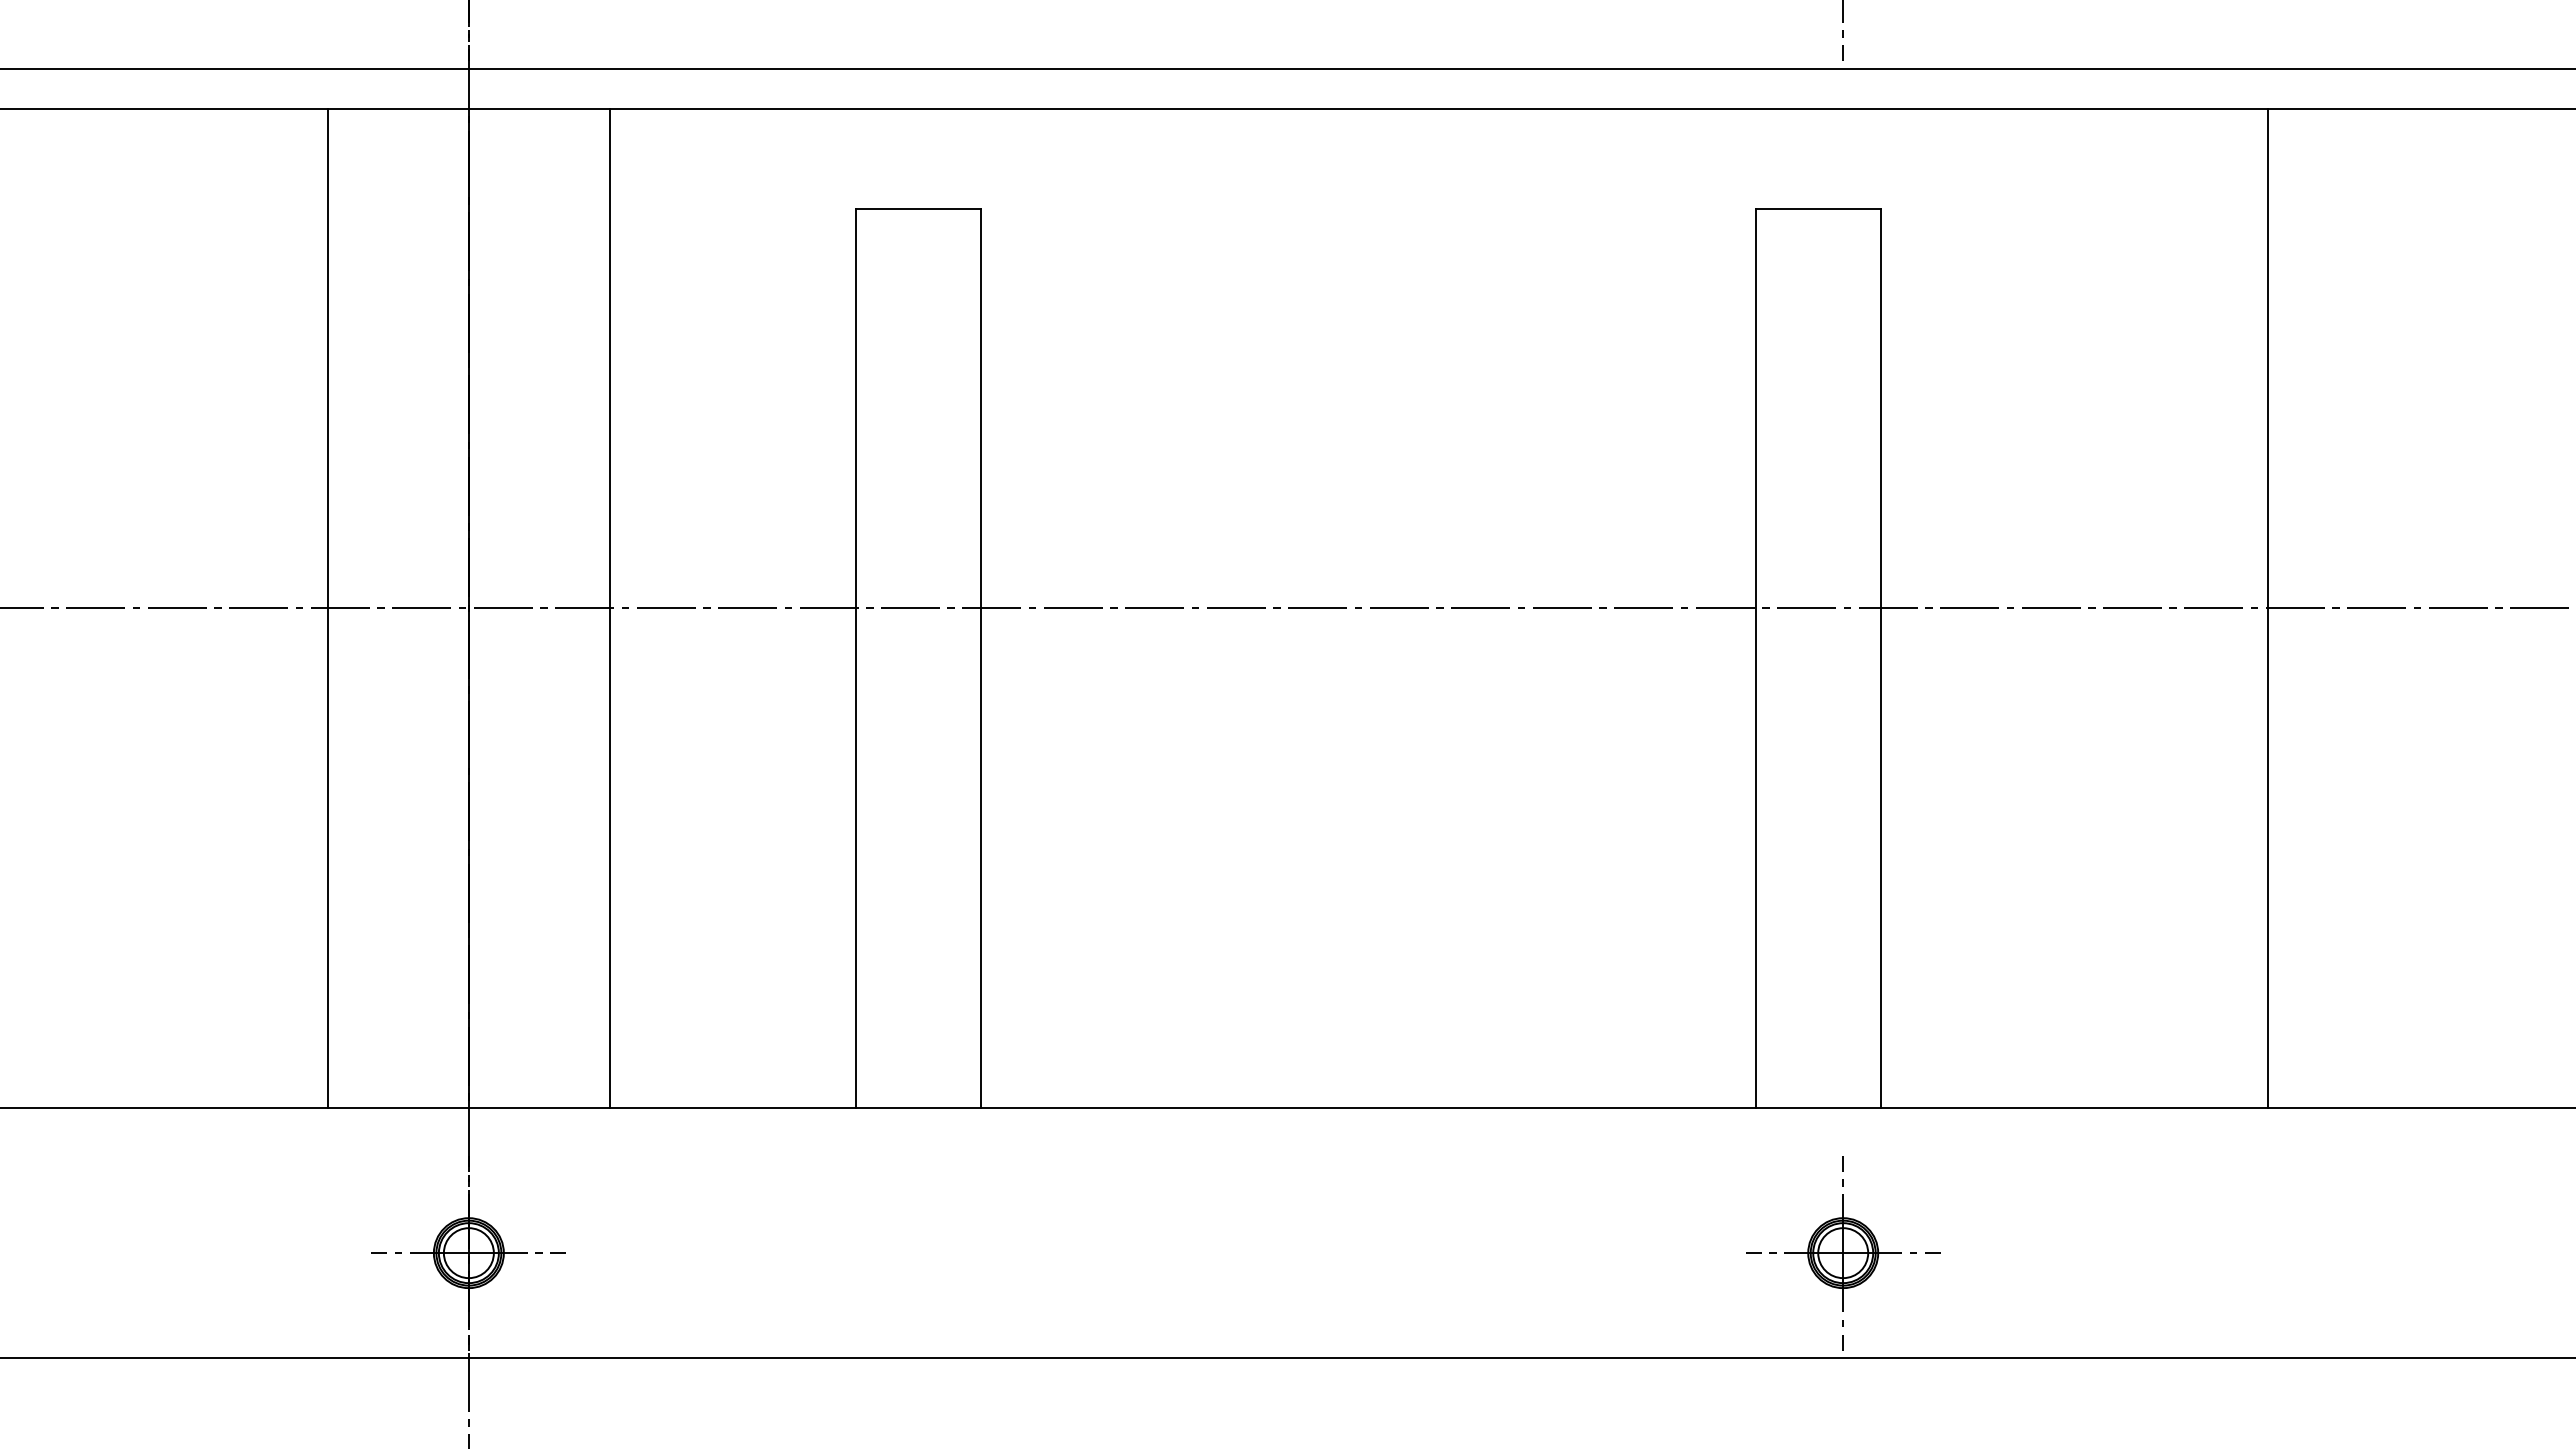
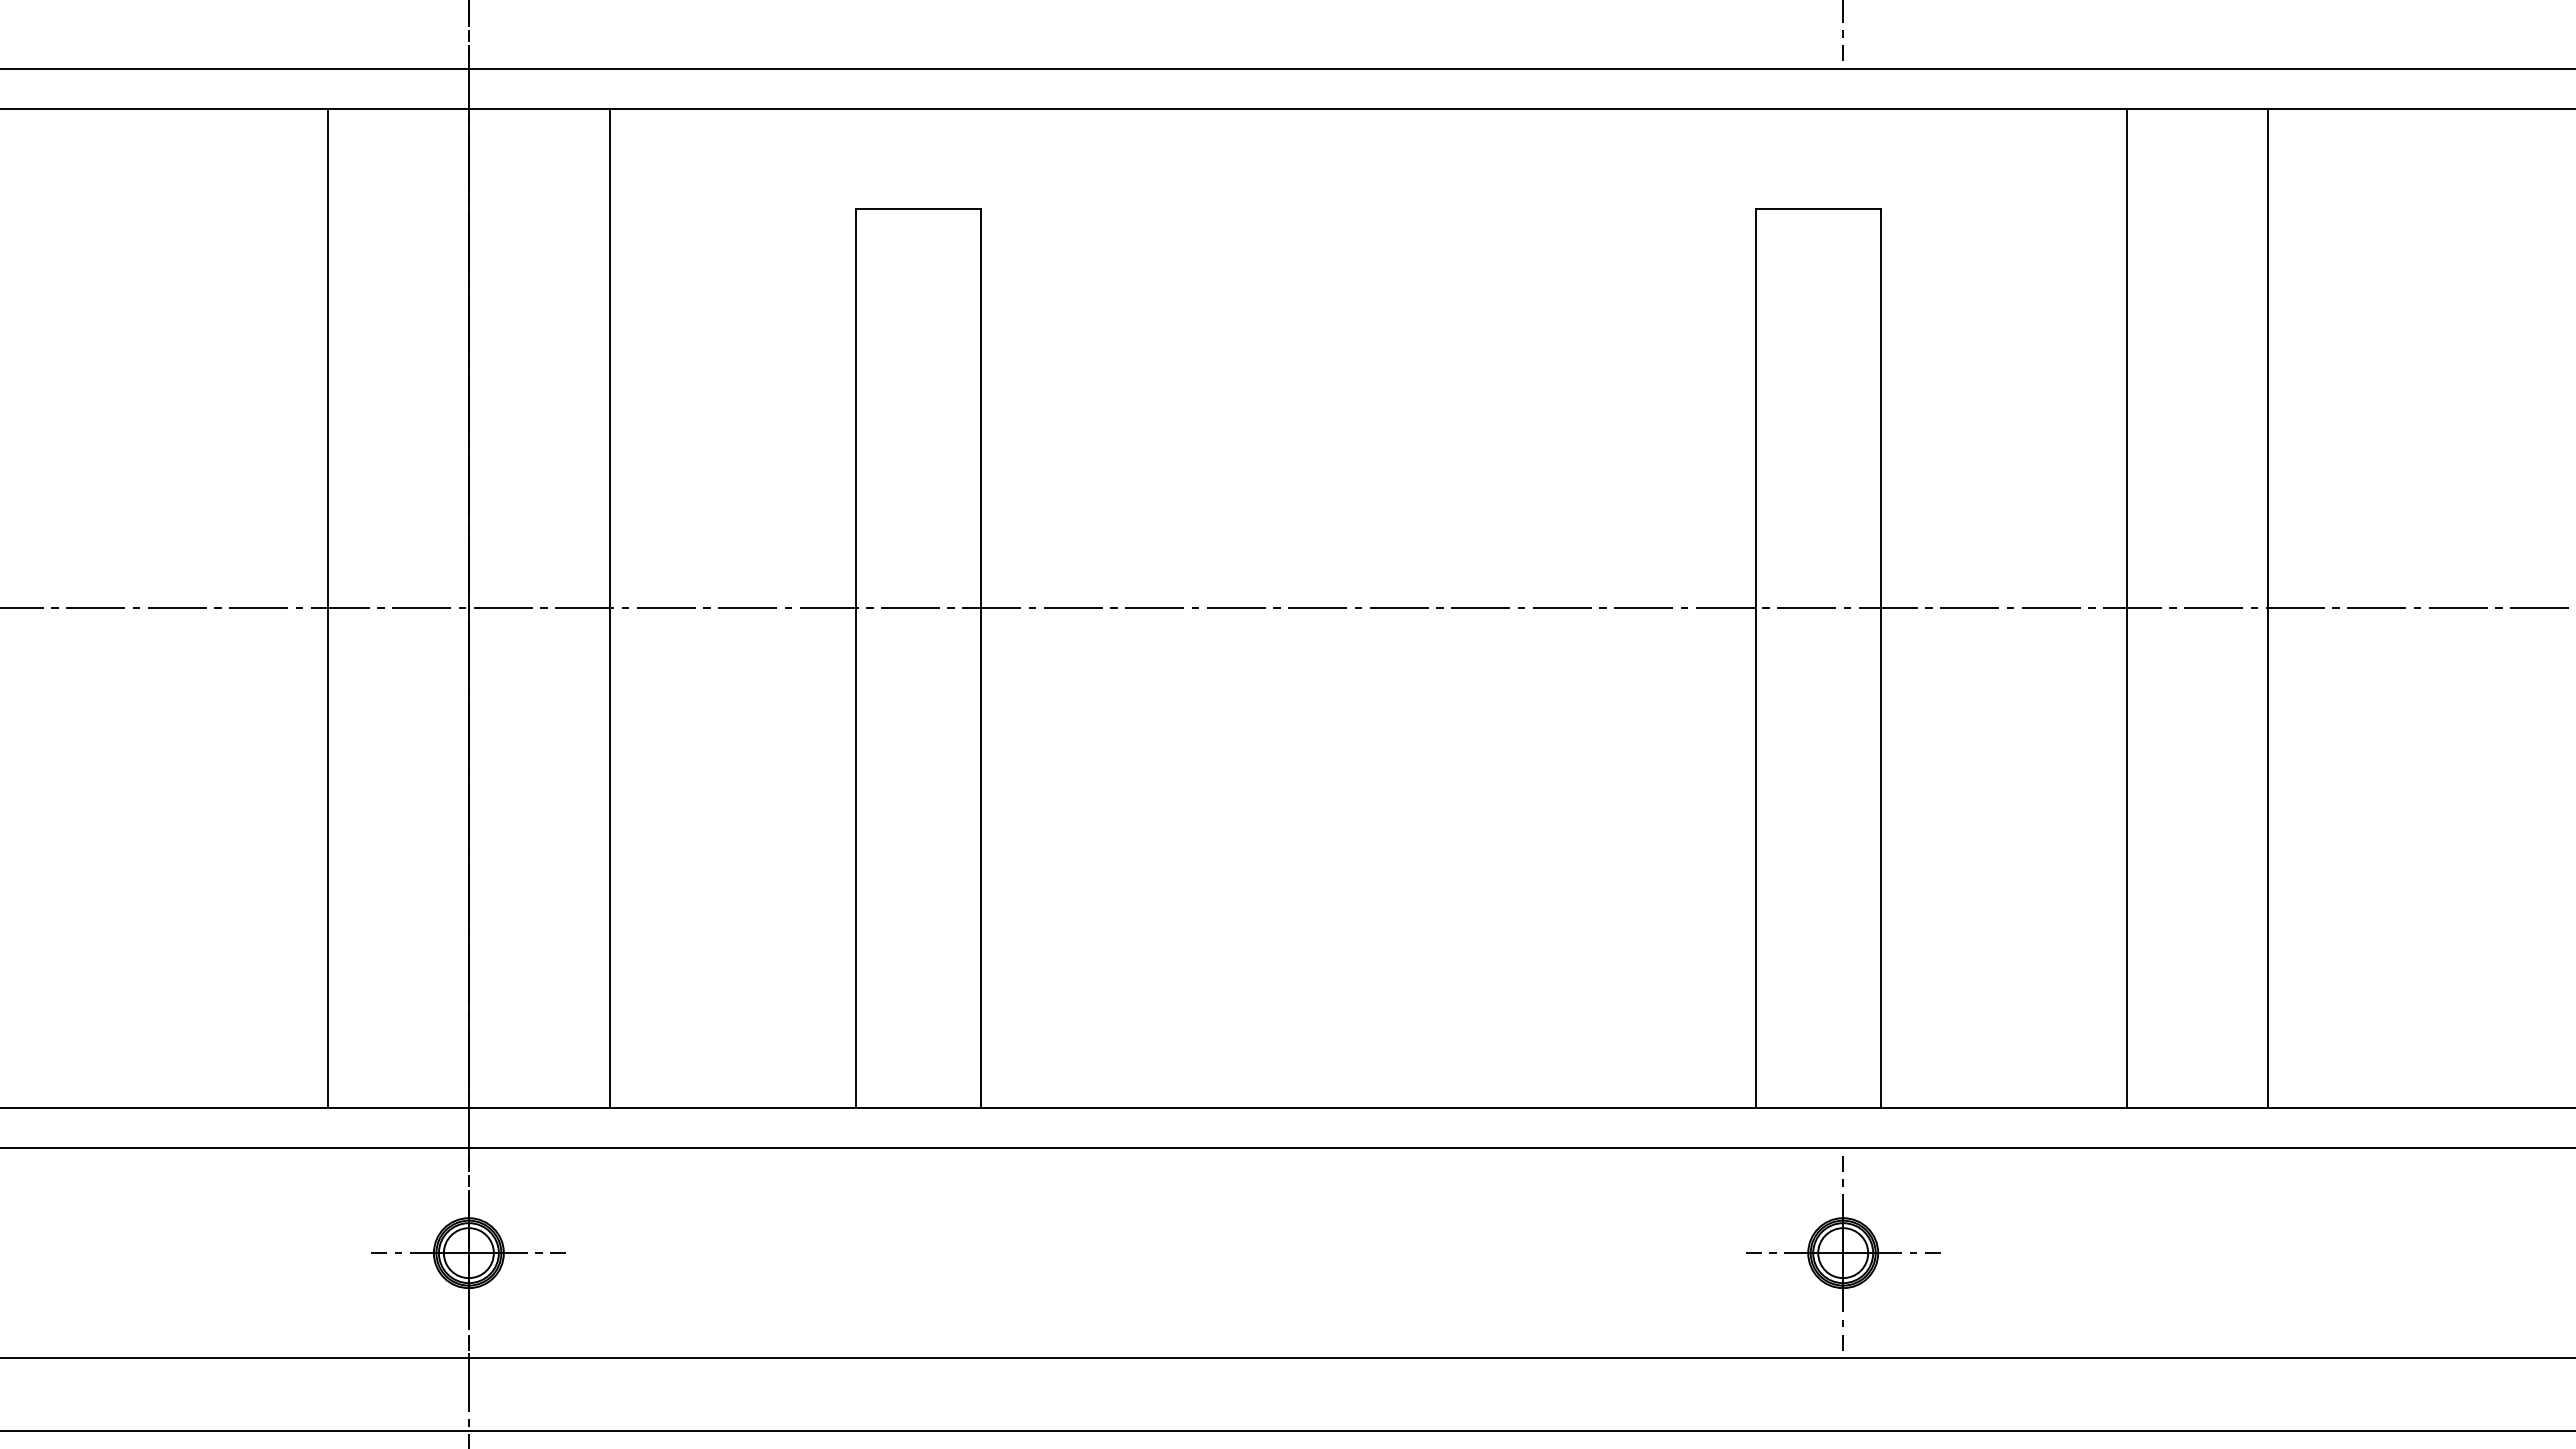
line: none -> present (2126, 608)
line: none -> present (1287, 1148)
line: none -> present (1287, 1430)
